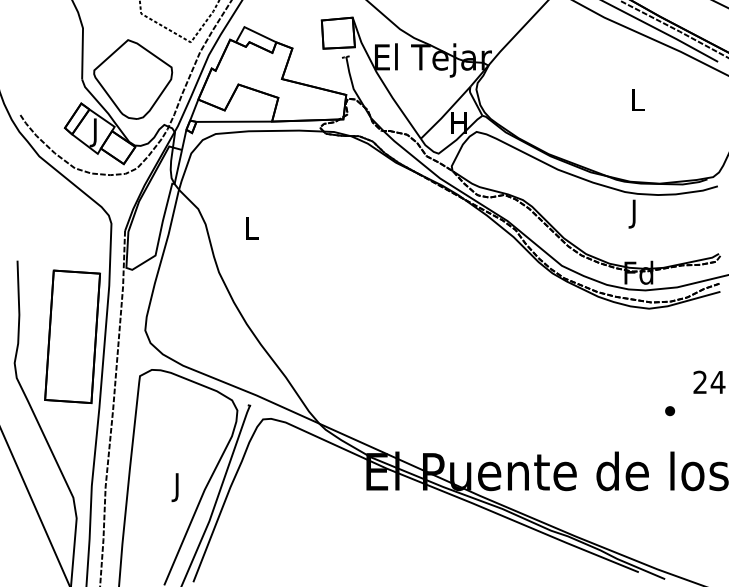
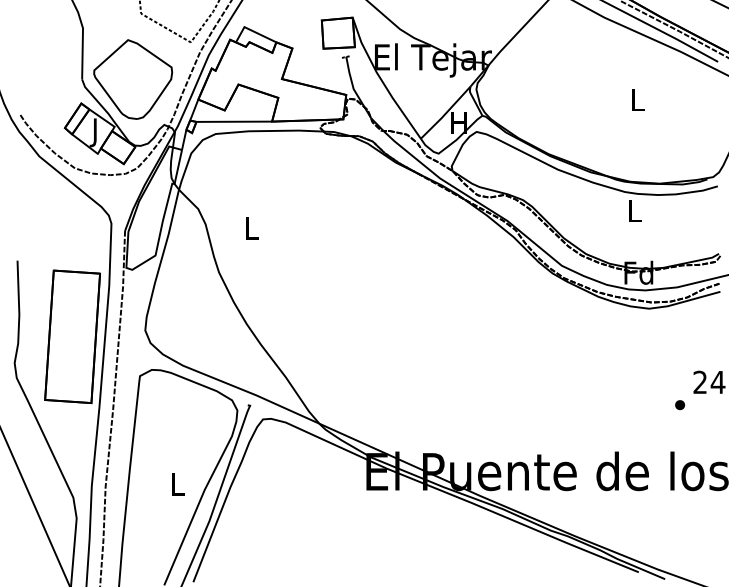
text: J -> L (634, 213)
part position: (669, 411) -> (679, 405) (679, 405)
text: J -> L (177, 487)
